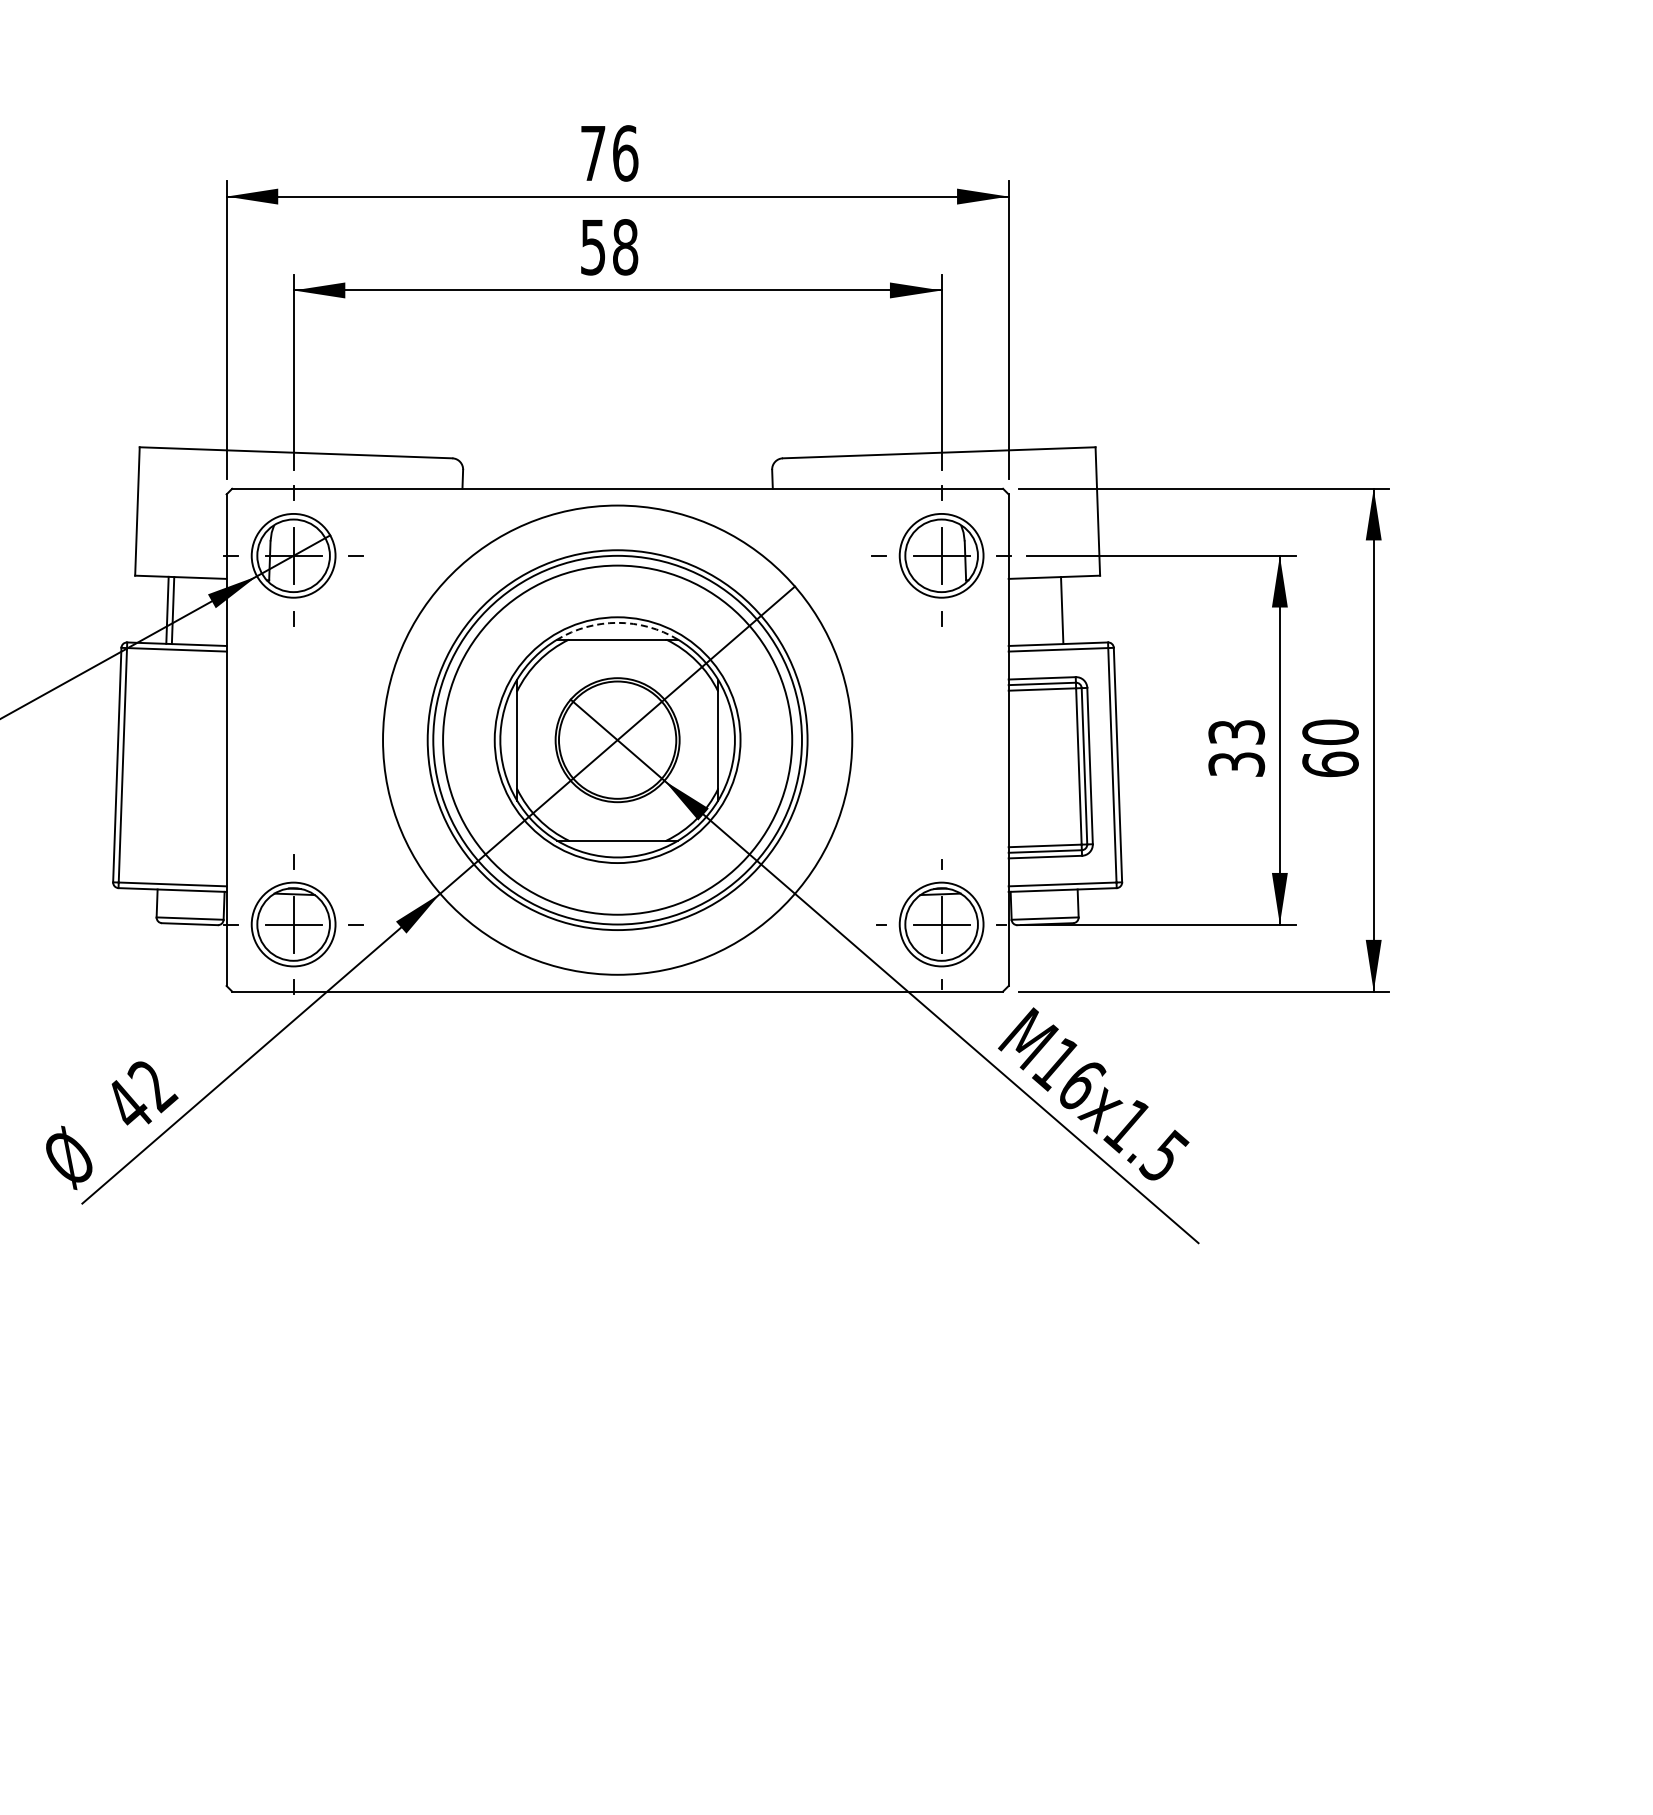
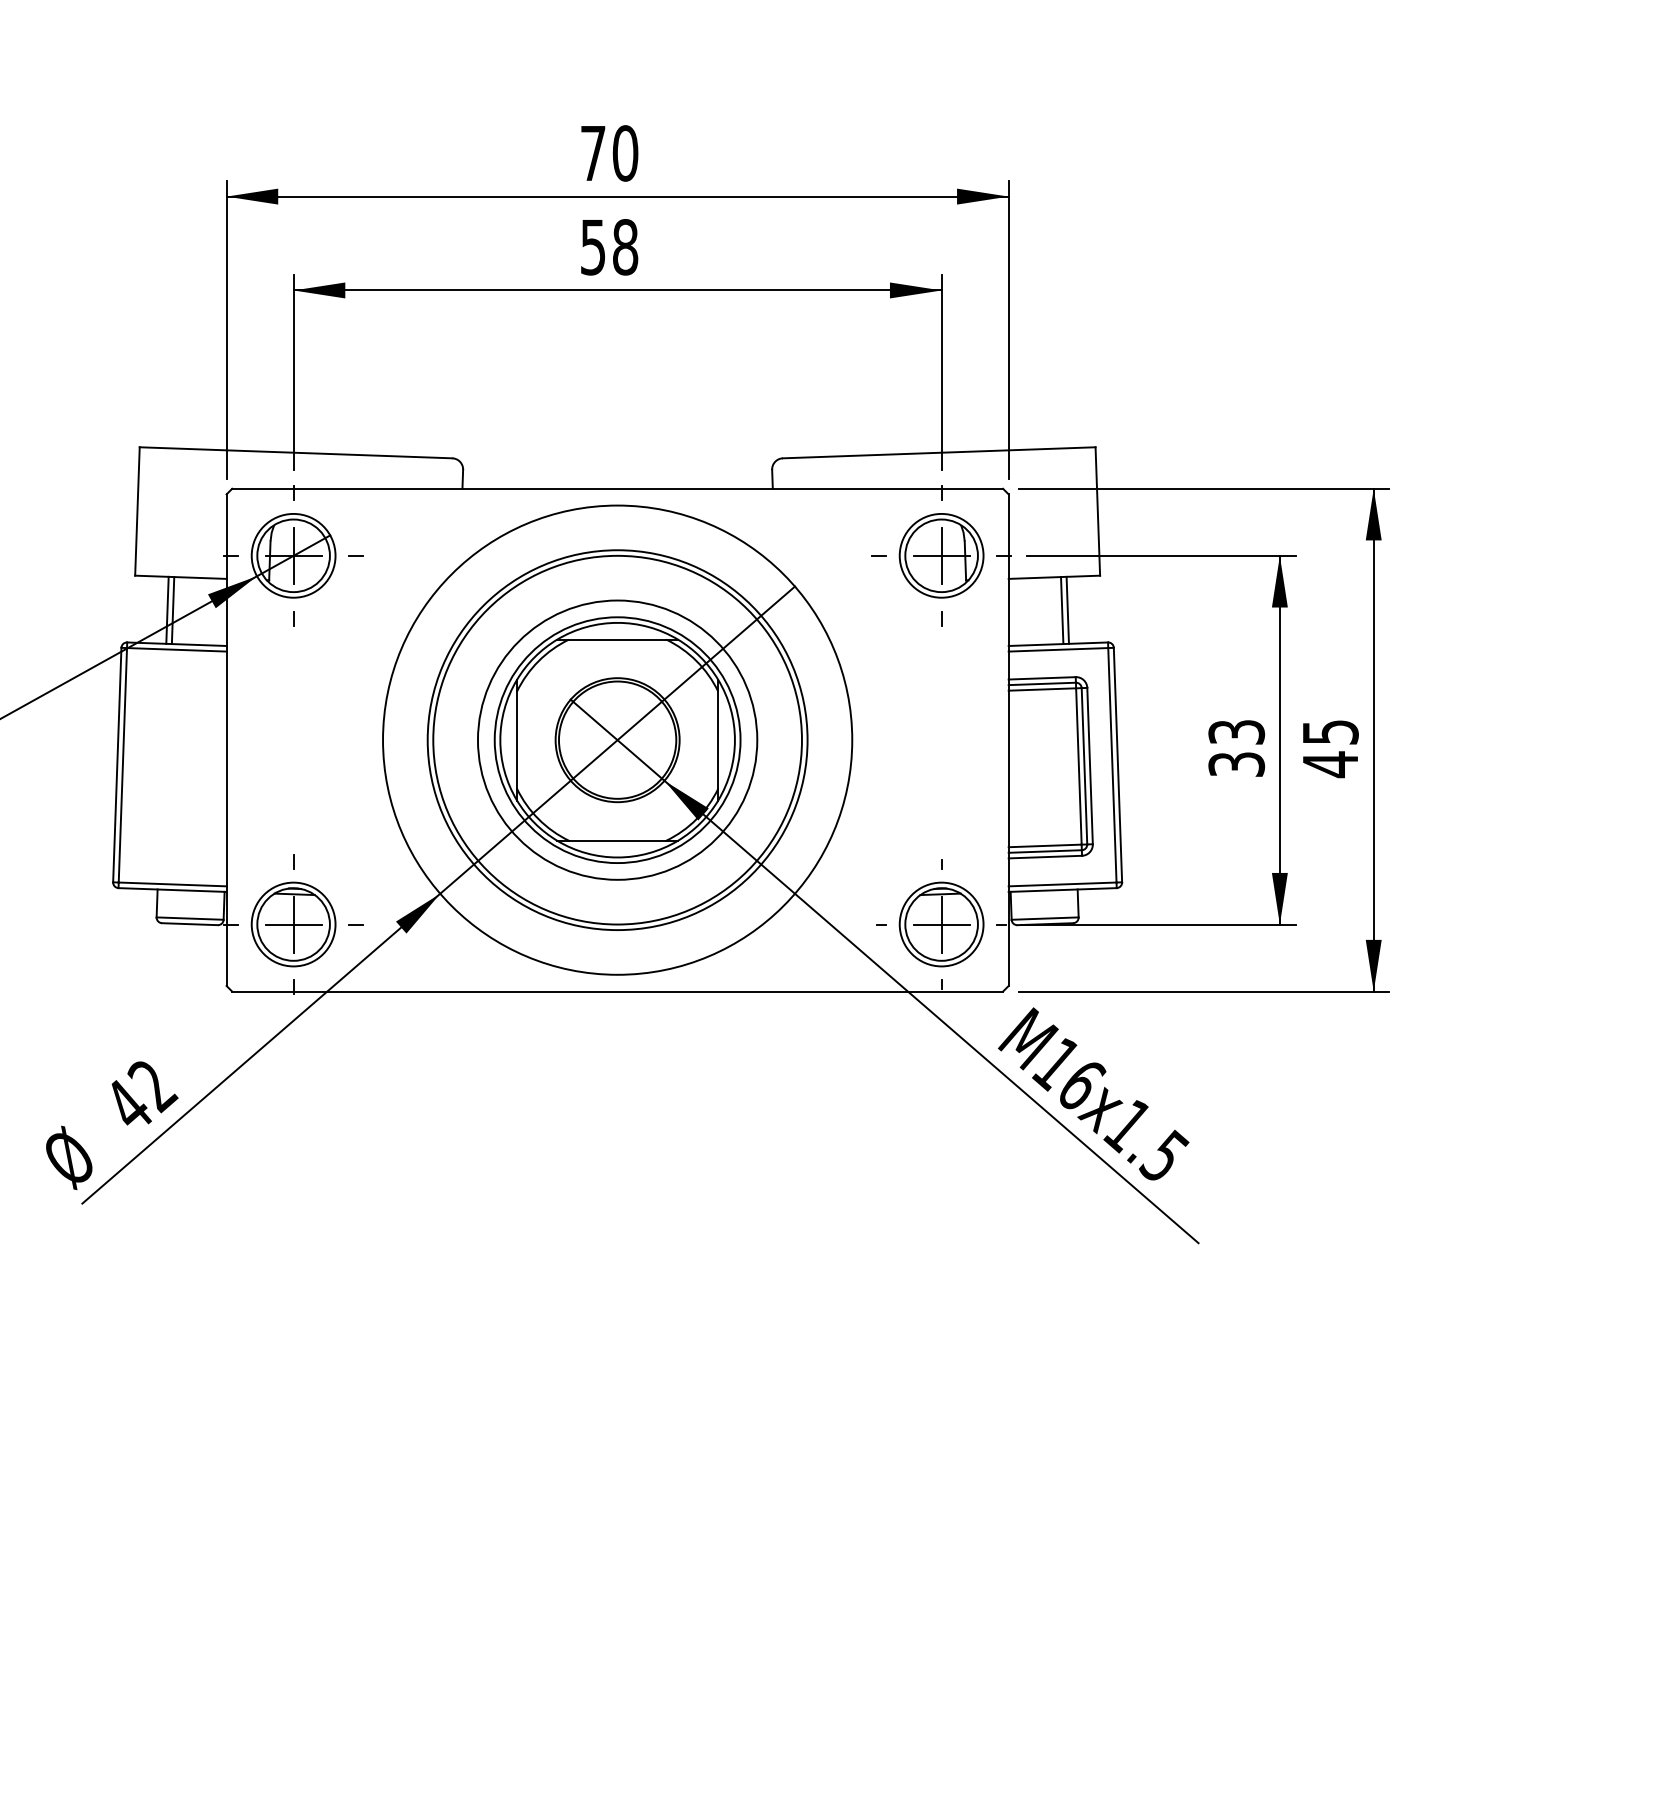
text: 76 -> 70 (625, 153)
line: none -> present (1067, 609)
arc: dashed -> solid (617, 622)
circle diameter: 349 px -> 279 px (617, 739)
text: 60 -> 45 (1330, 748)
